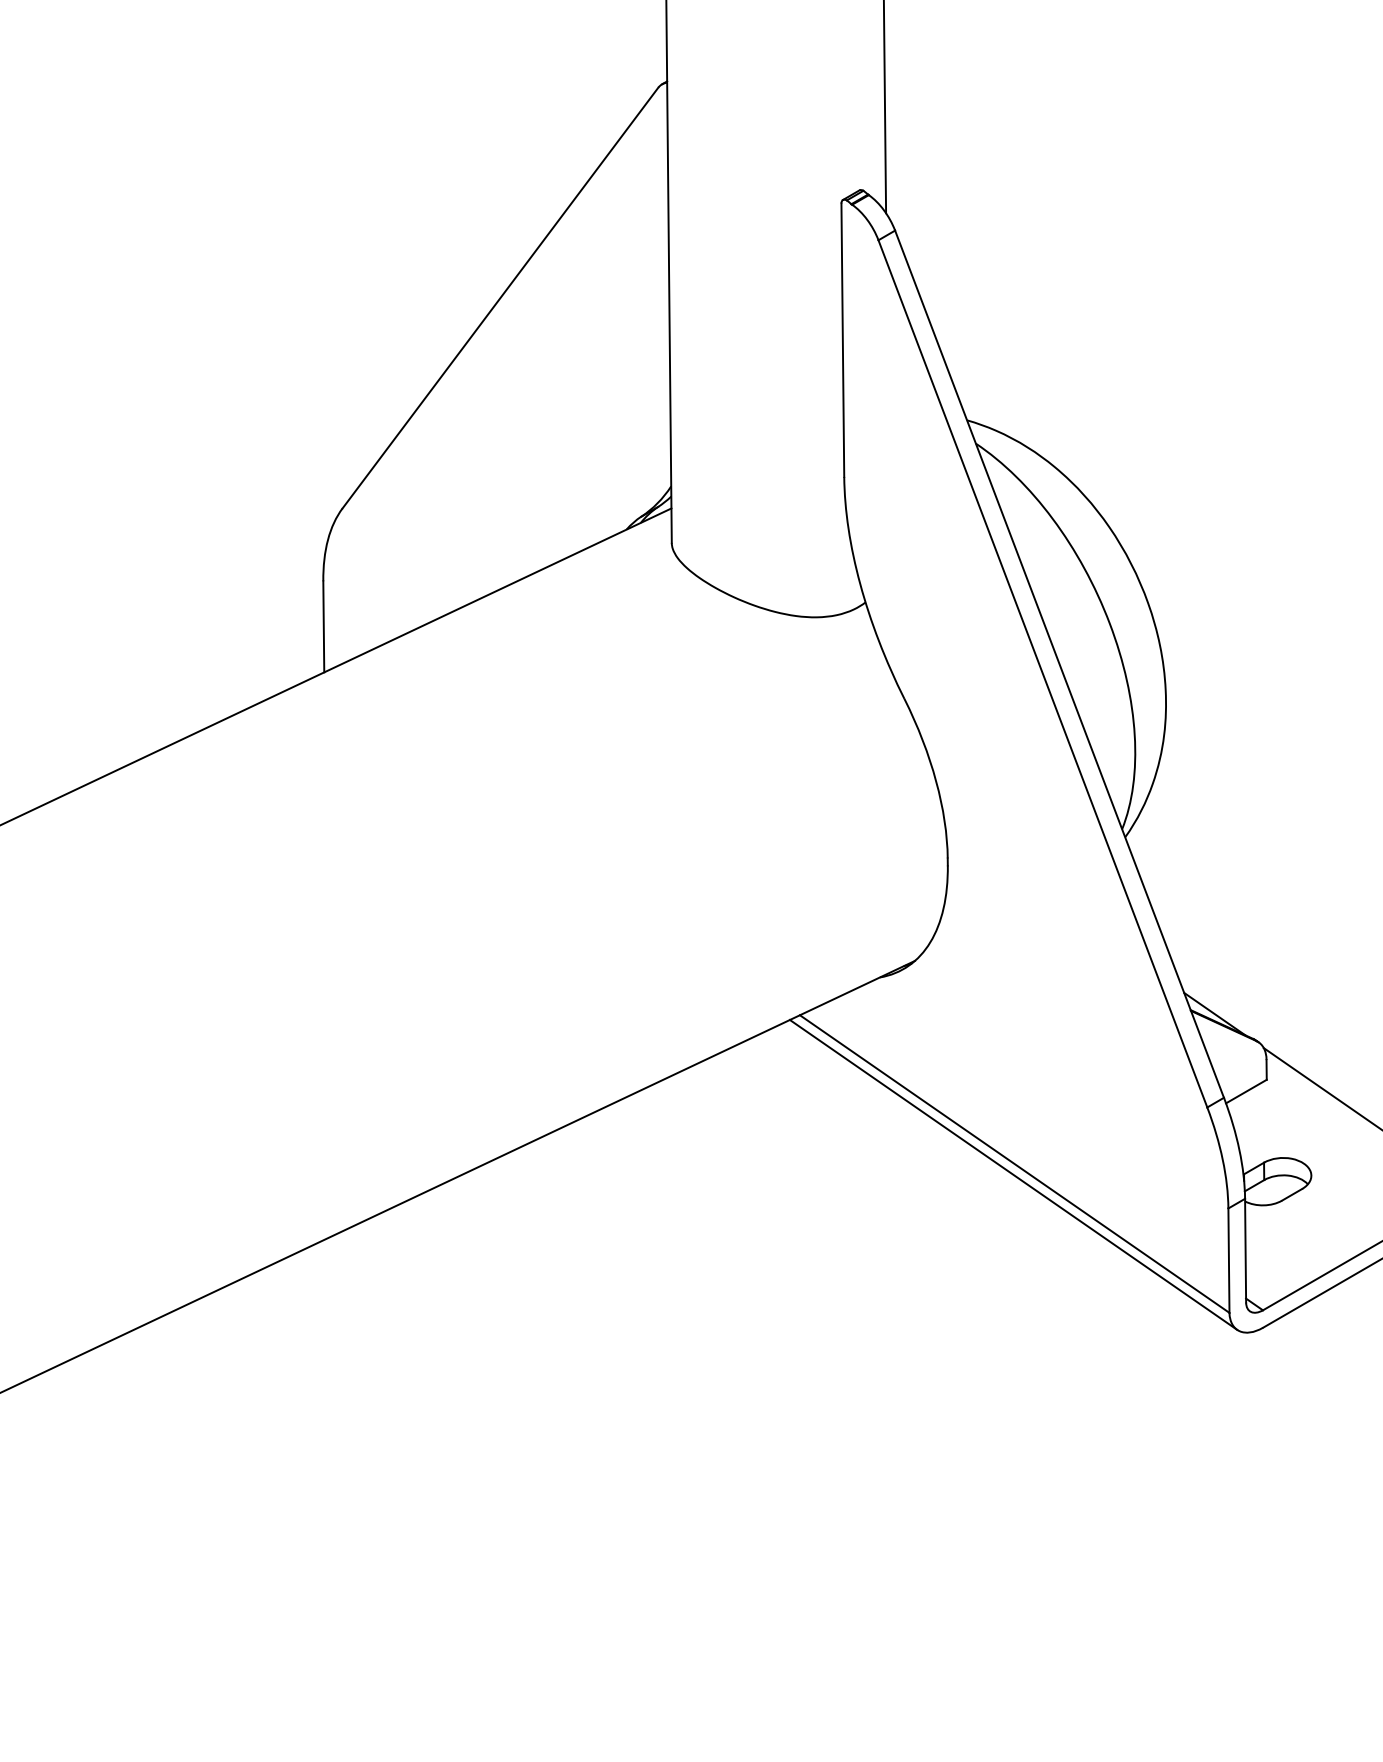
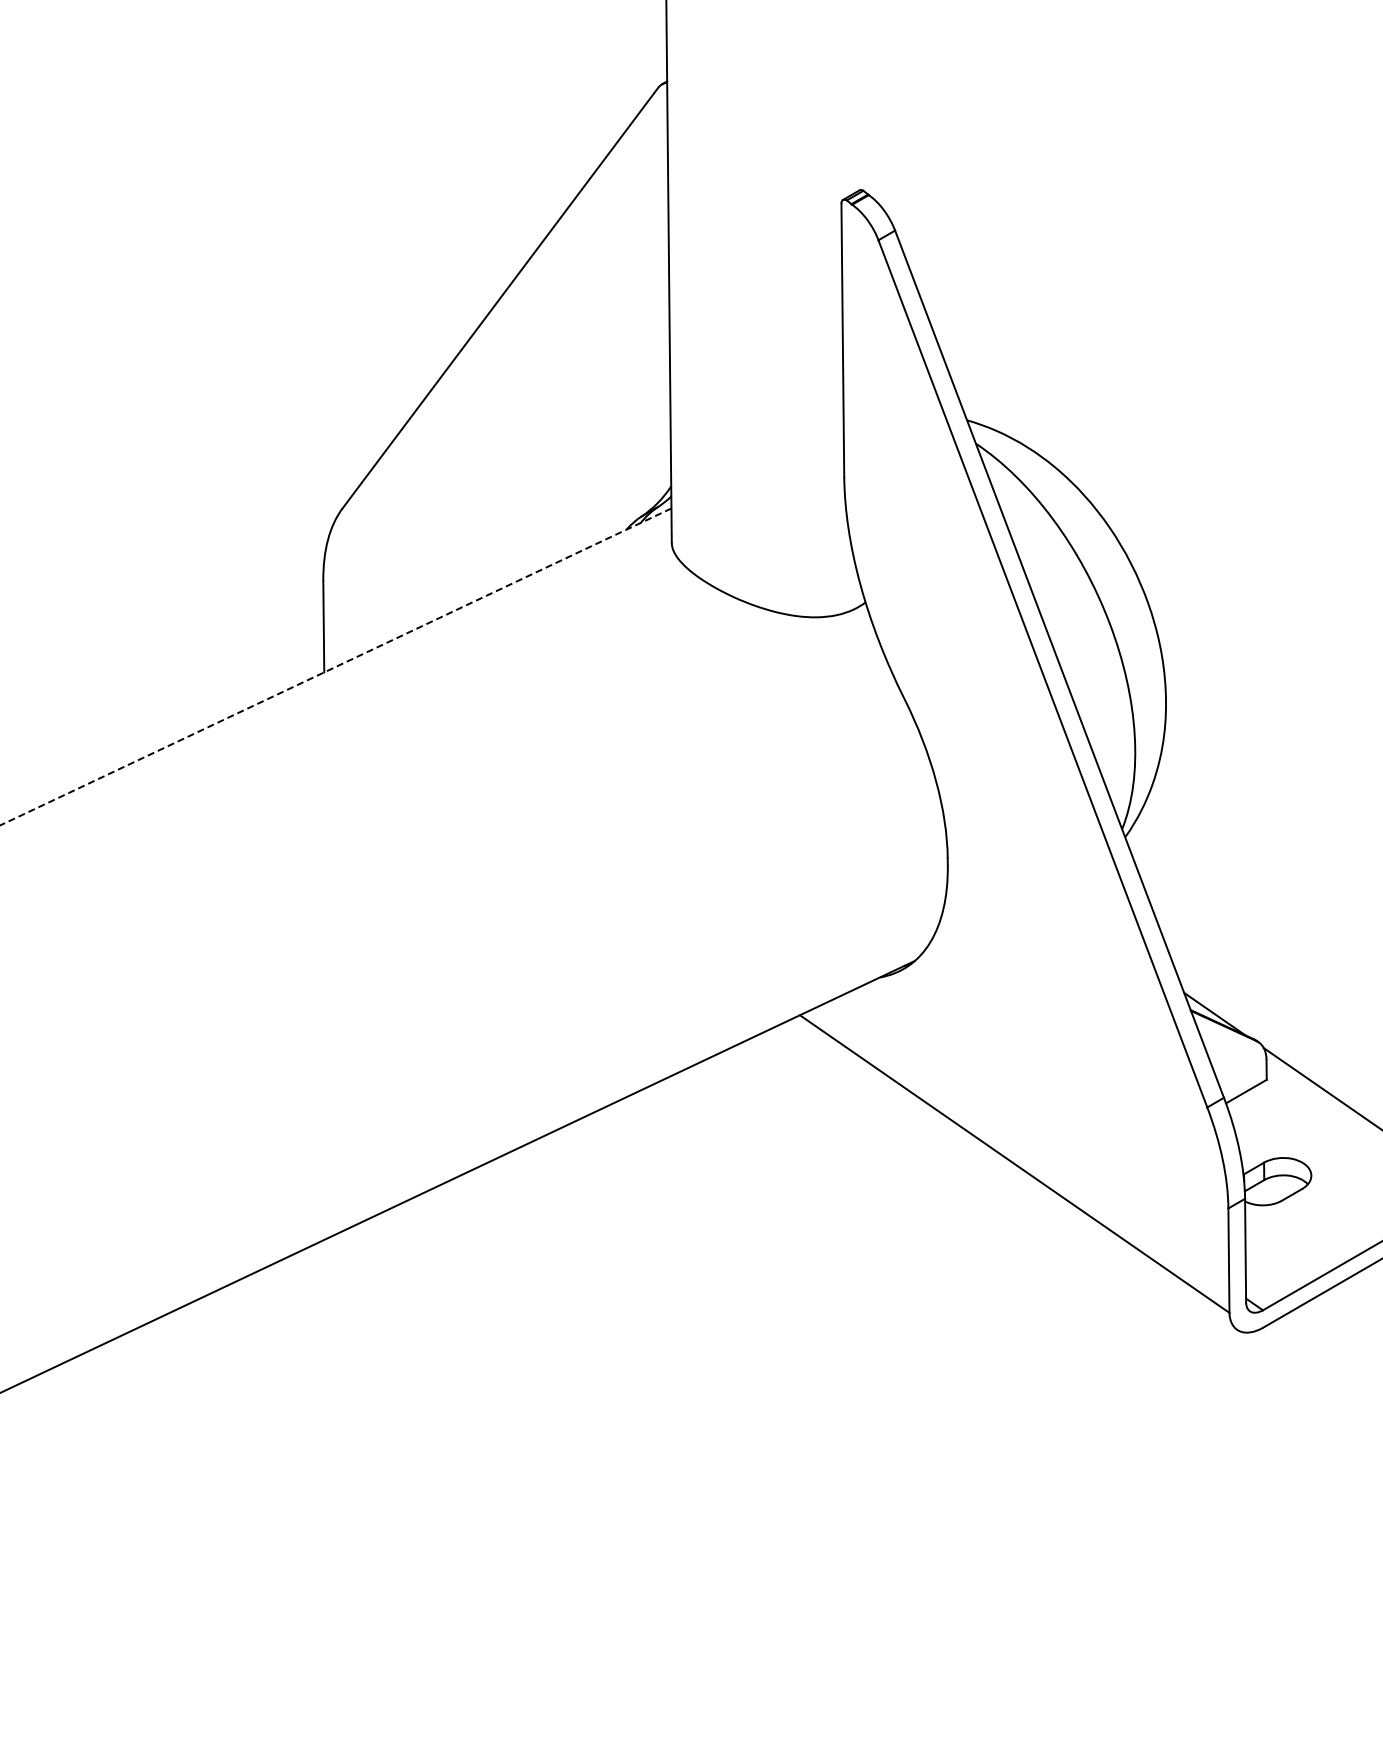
line: present -> none (884, 107)
line: solid -> dashed (336, 666)
line: present -> none (1013, 1174)
